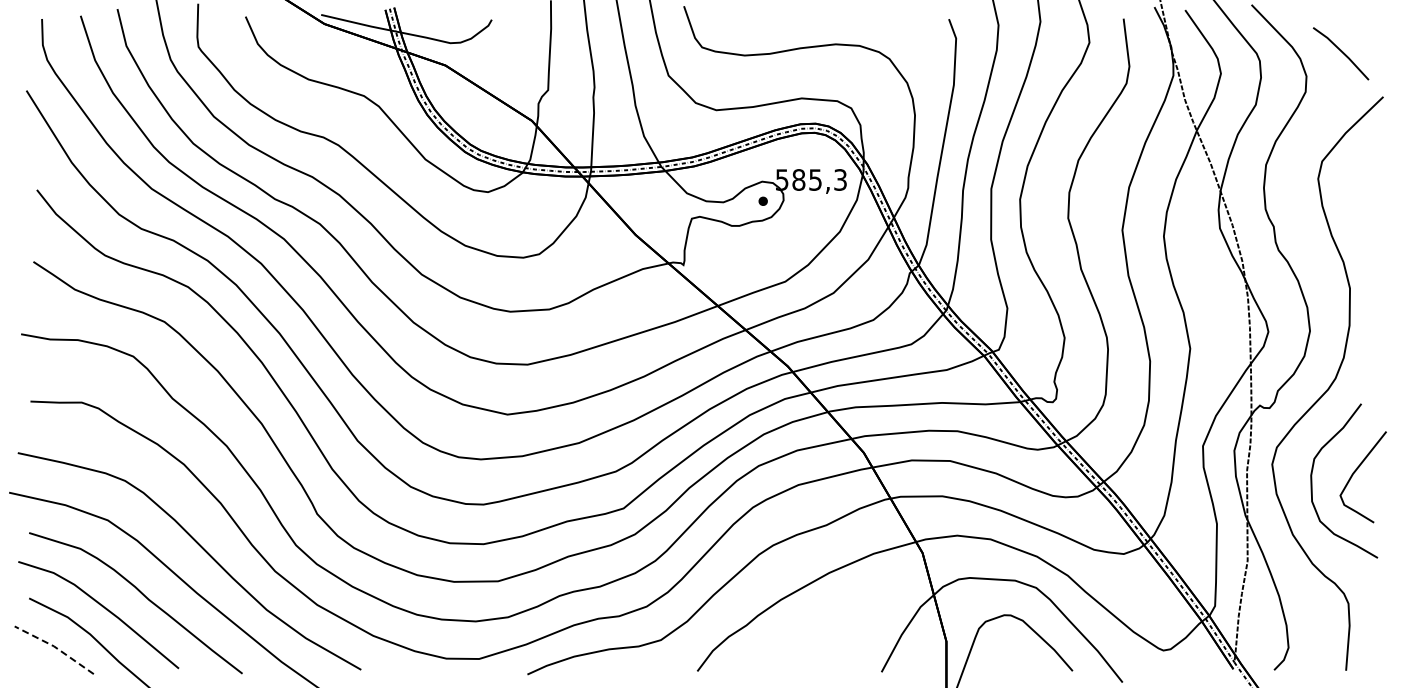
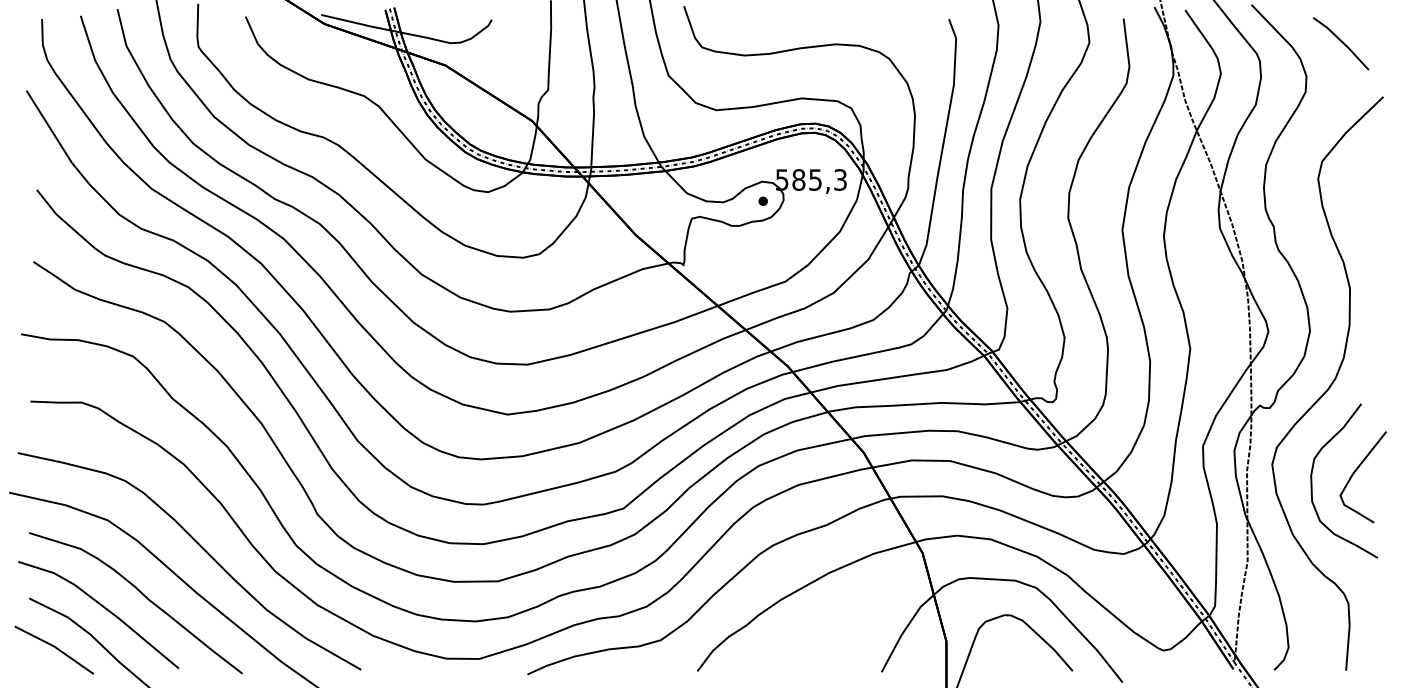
line position: (1341, 52) -> (1341, 42) (1341, 42)
line: dashed -> solid (54, 646)
